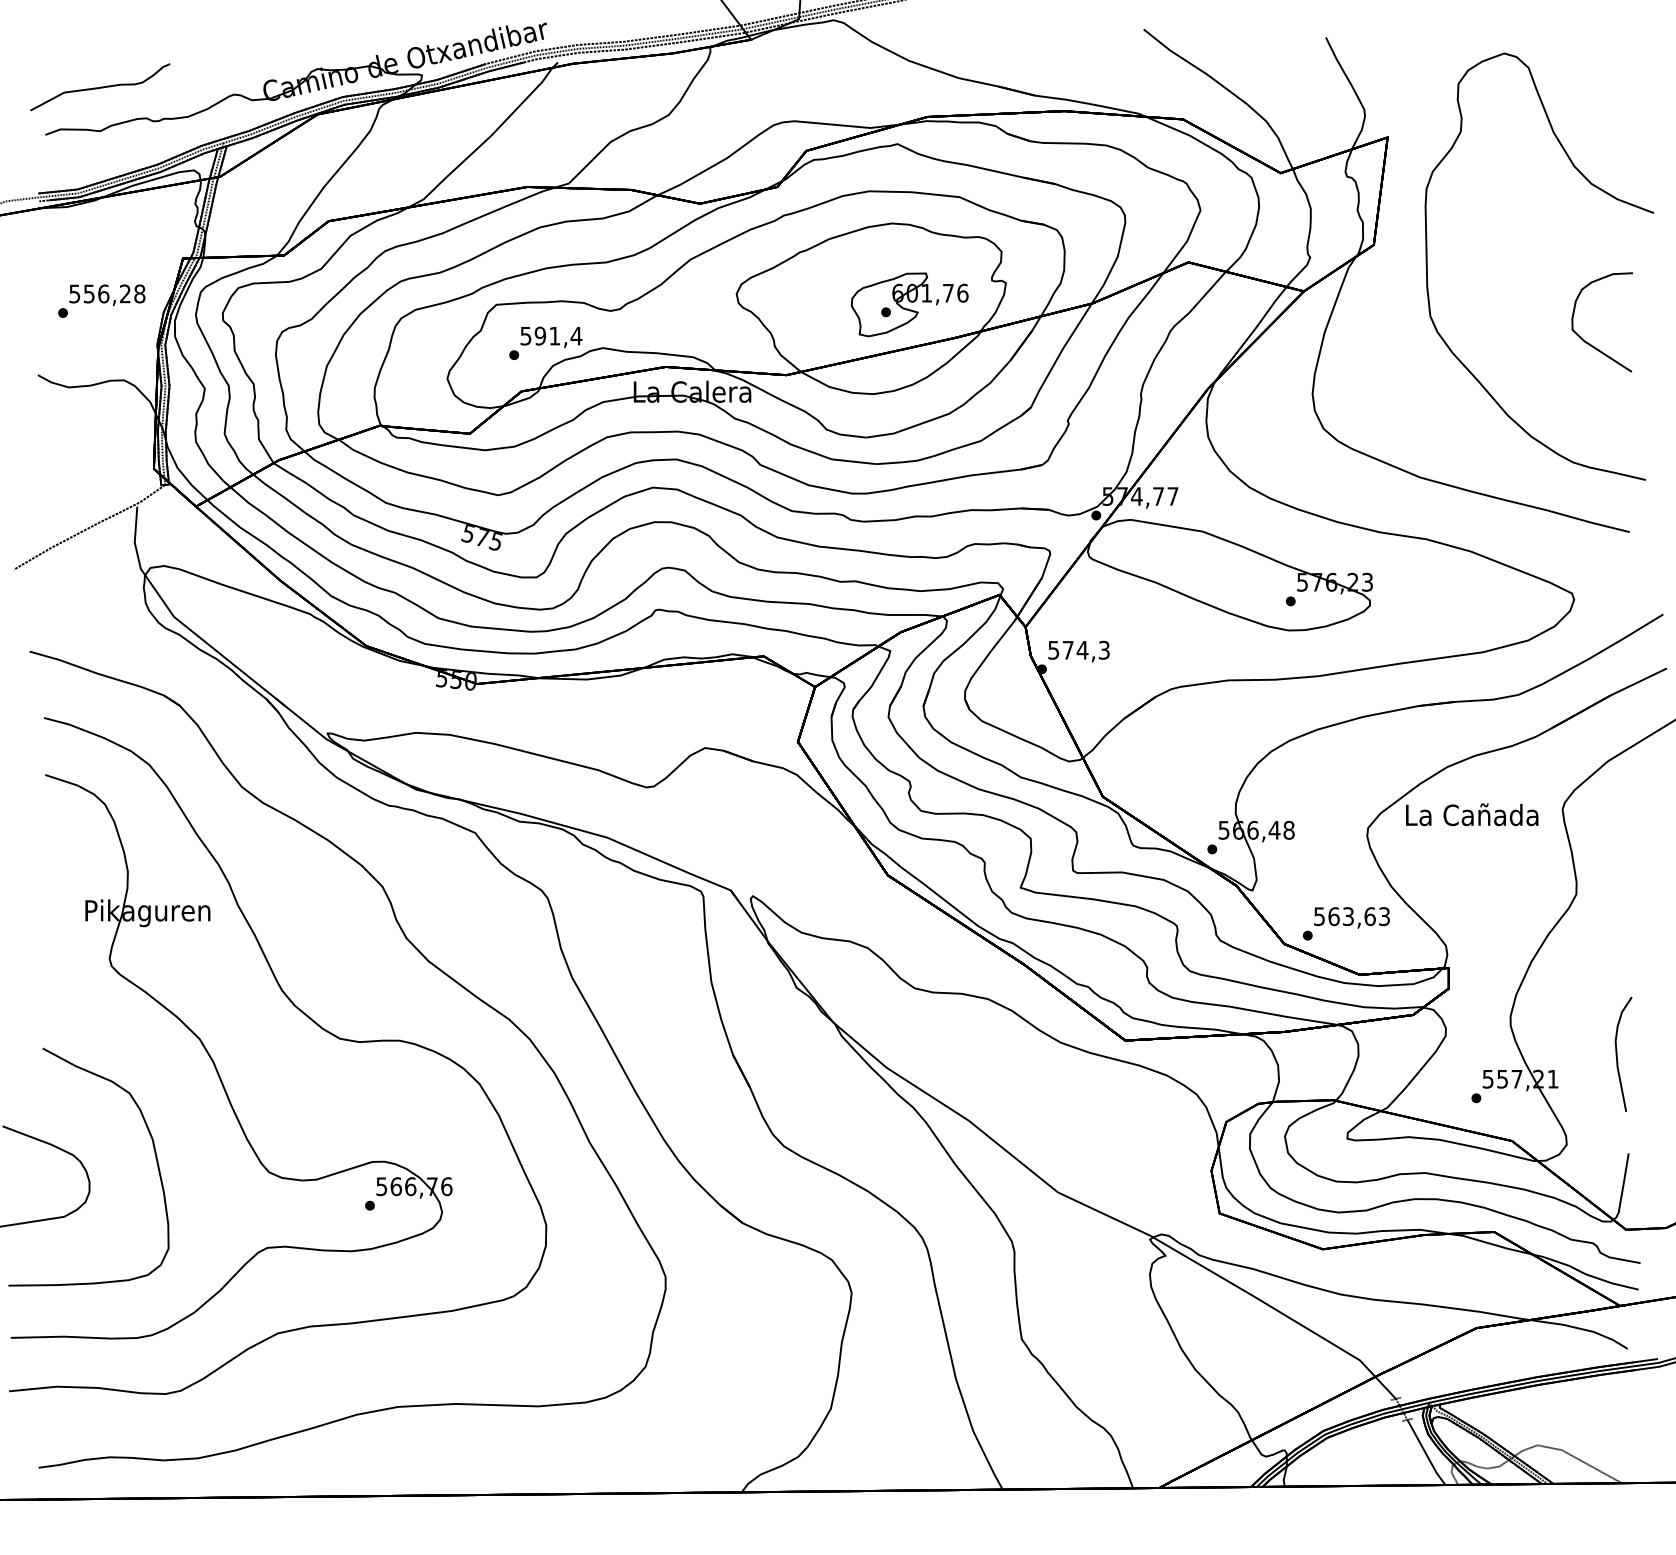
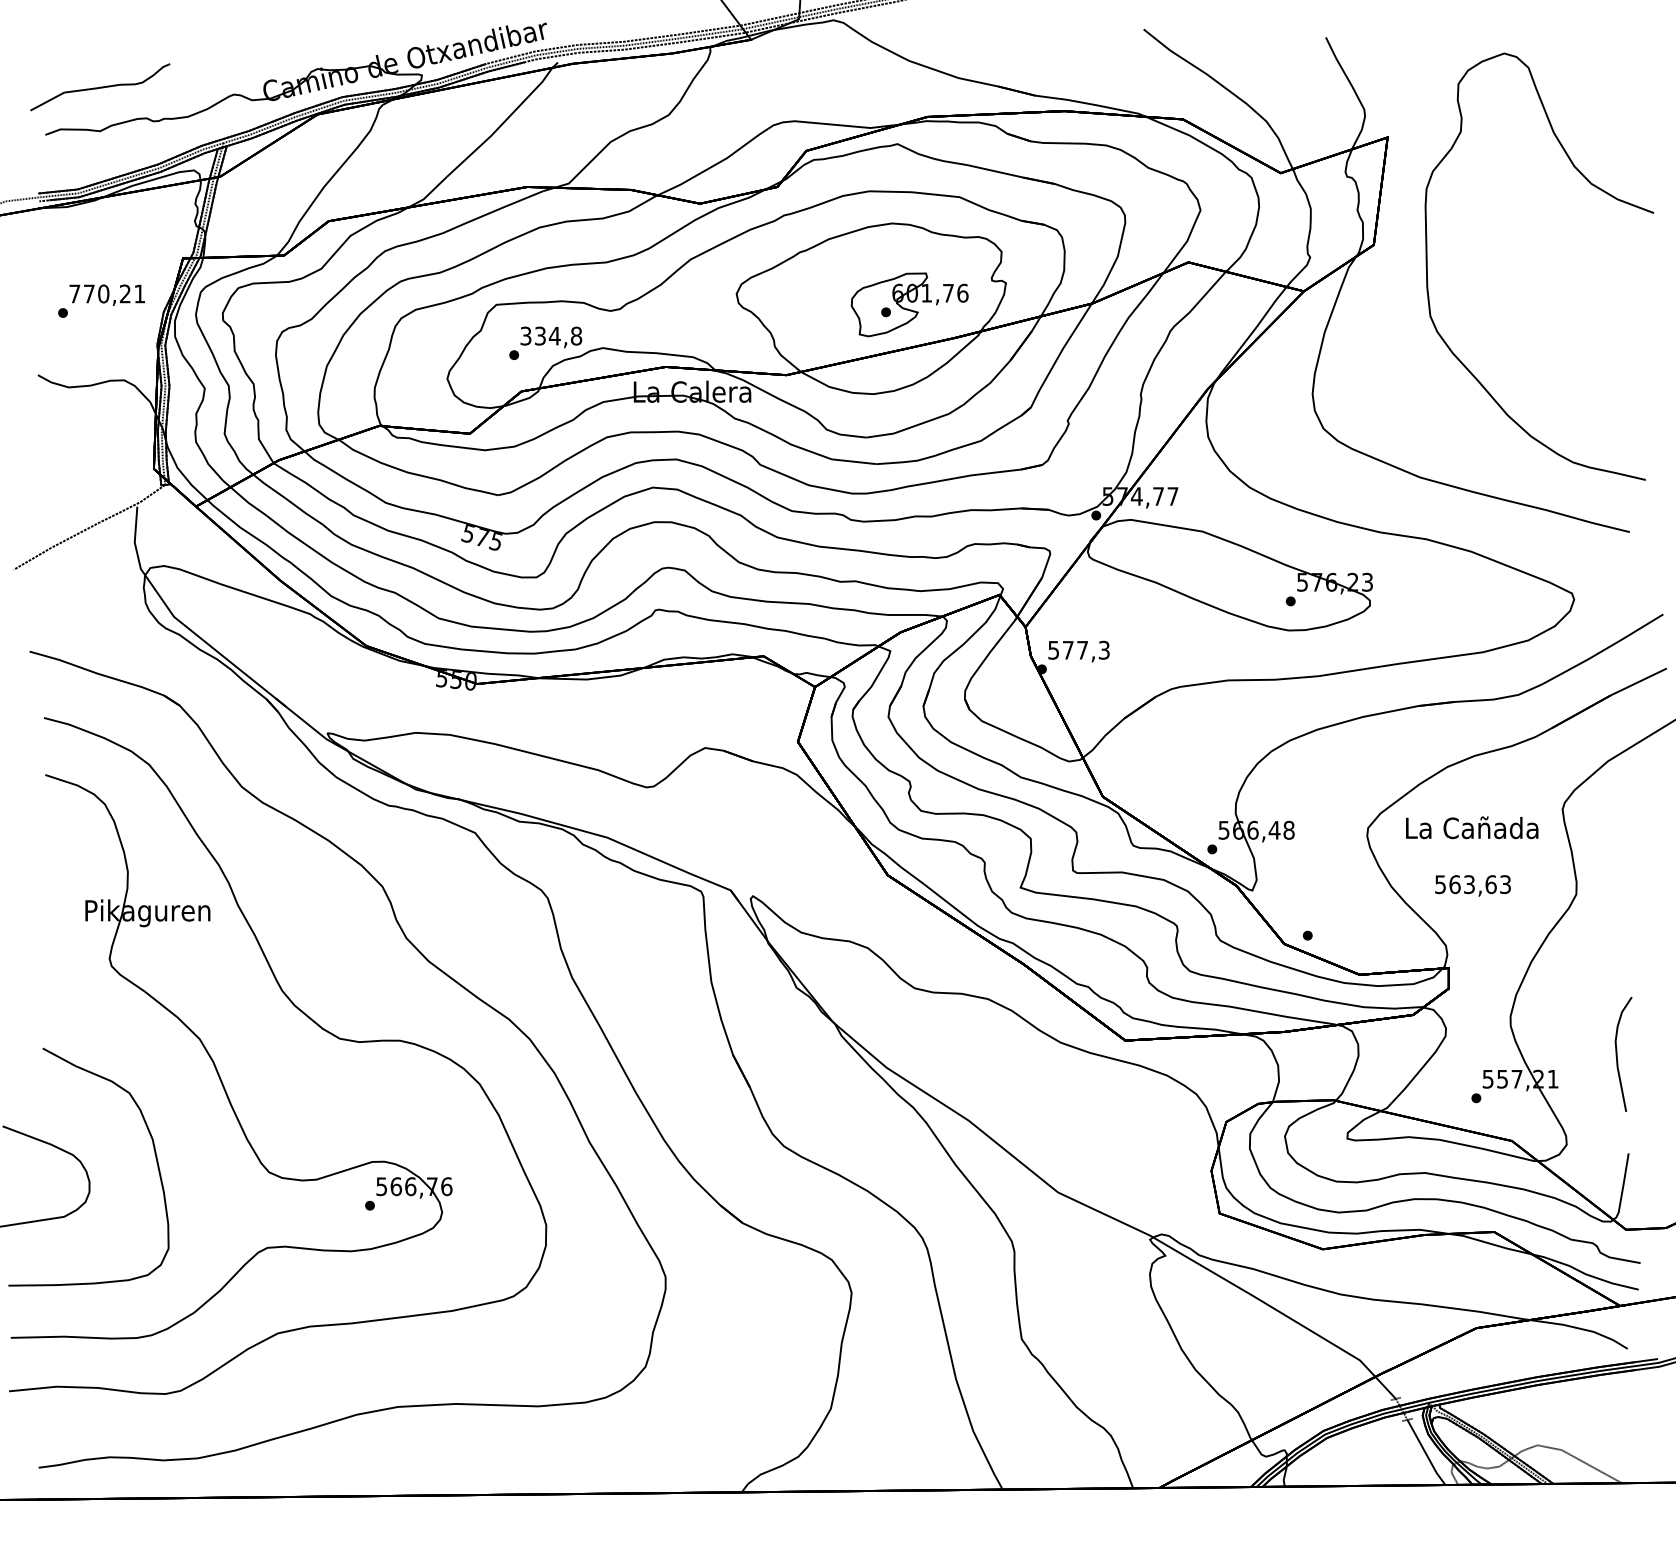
text: 556,28 -> 770,21 (107, 293)
text: 591,4 -> 334,8 (551, 335)
part: present -> none (1588, 342)
text: 574,3 -> 577,3 (1082, 650)
text position: (1472, 814) -> (1472, 827) (1472, 827)
text position: (1351, 917) -> (1472, 885) (1472, 885)
